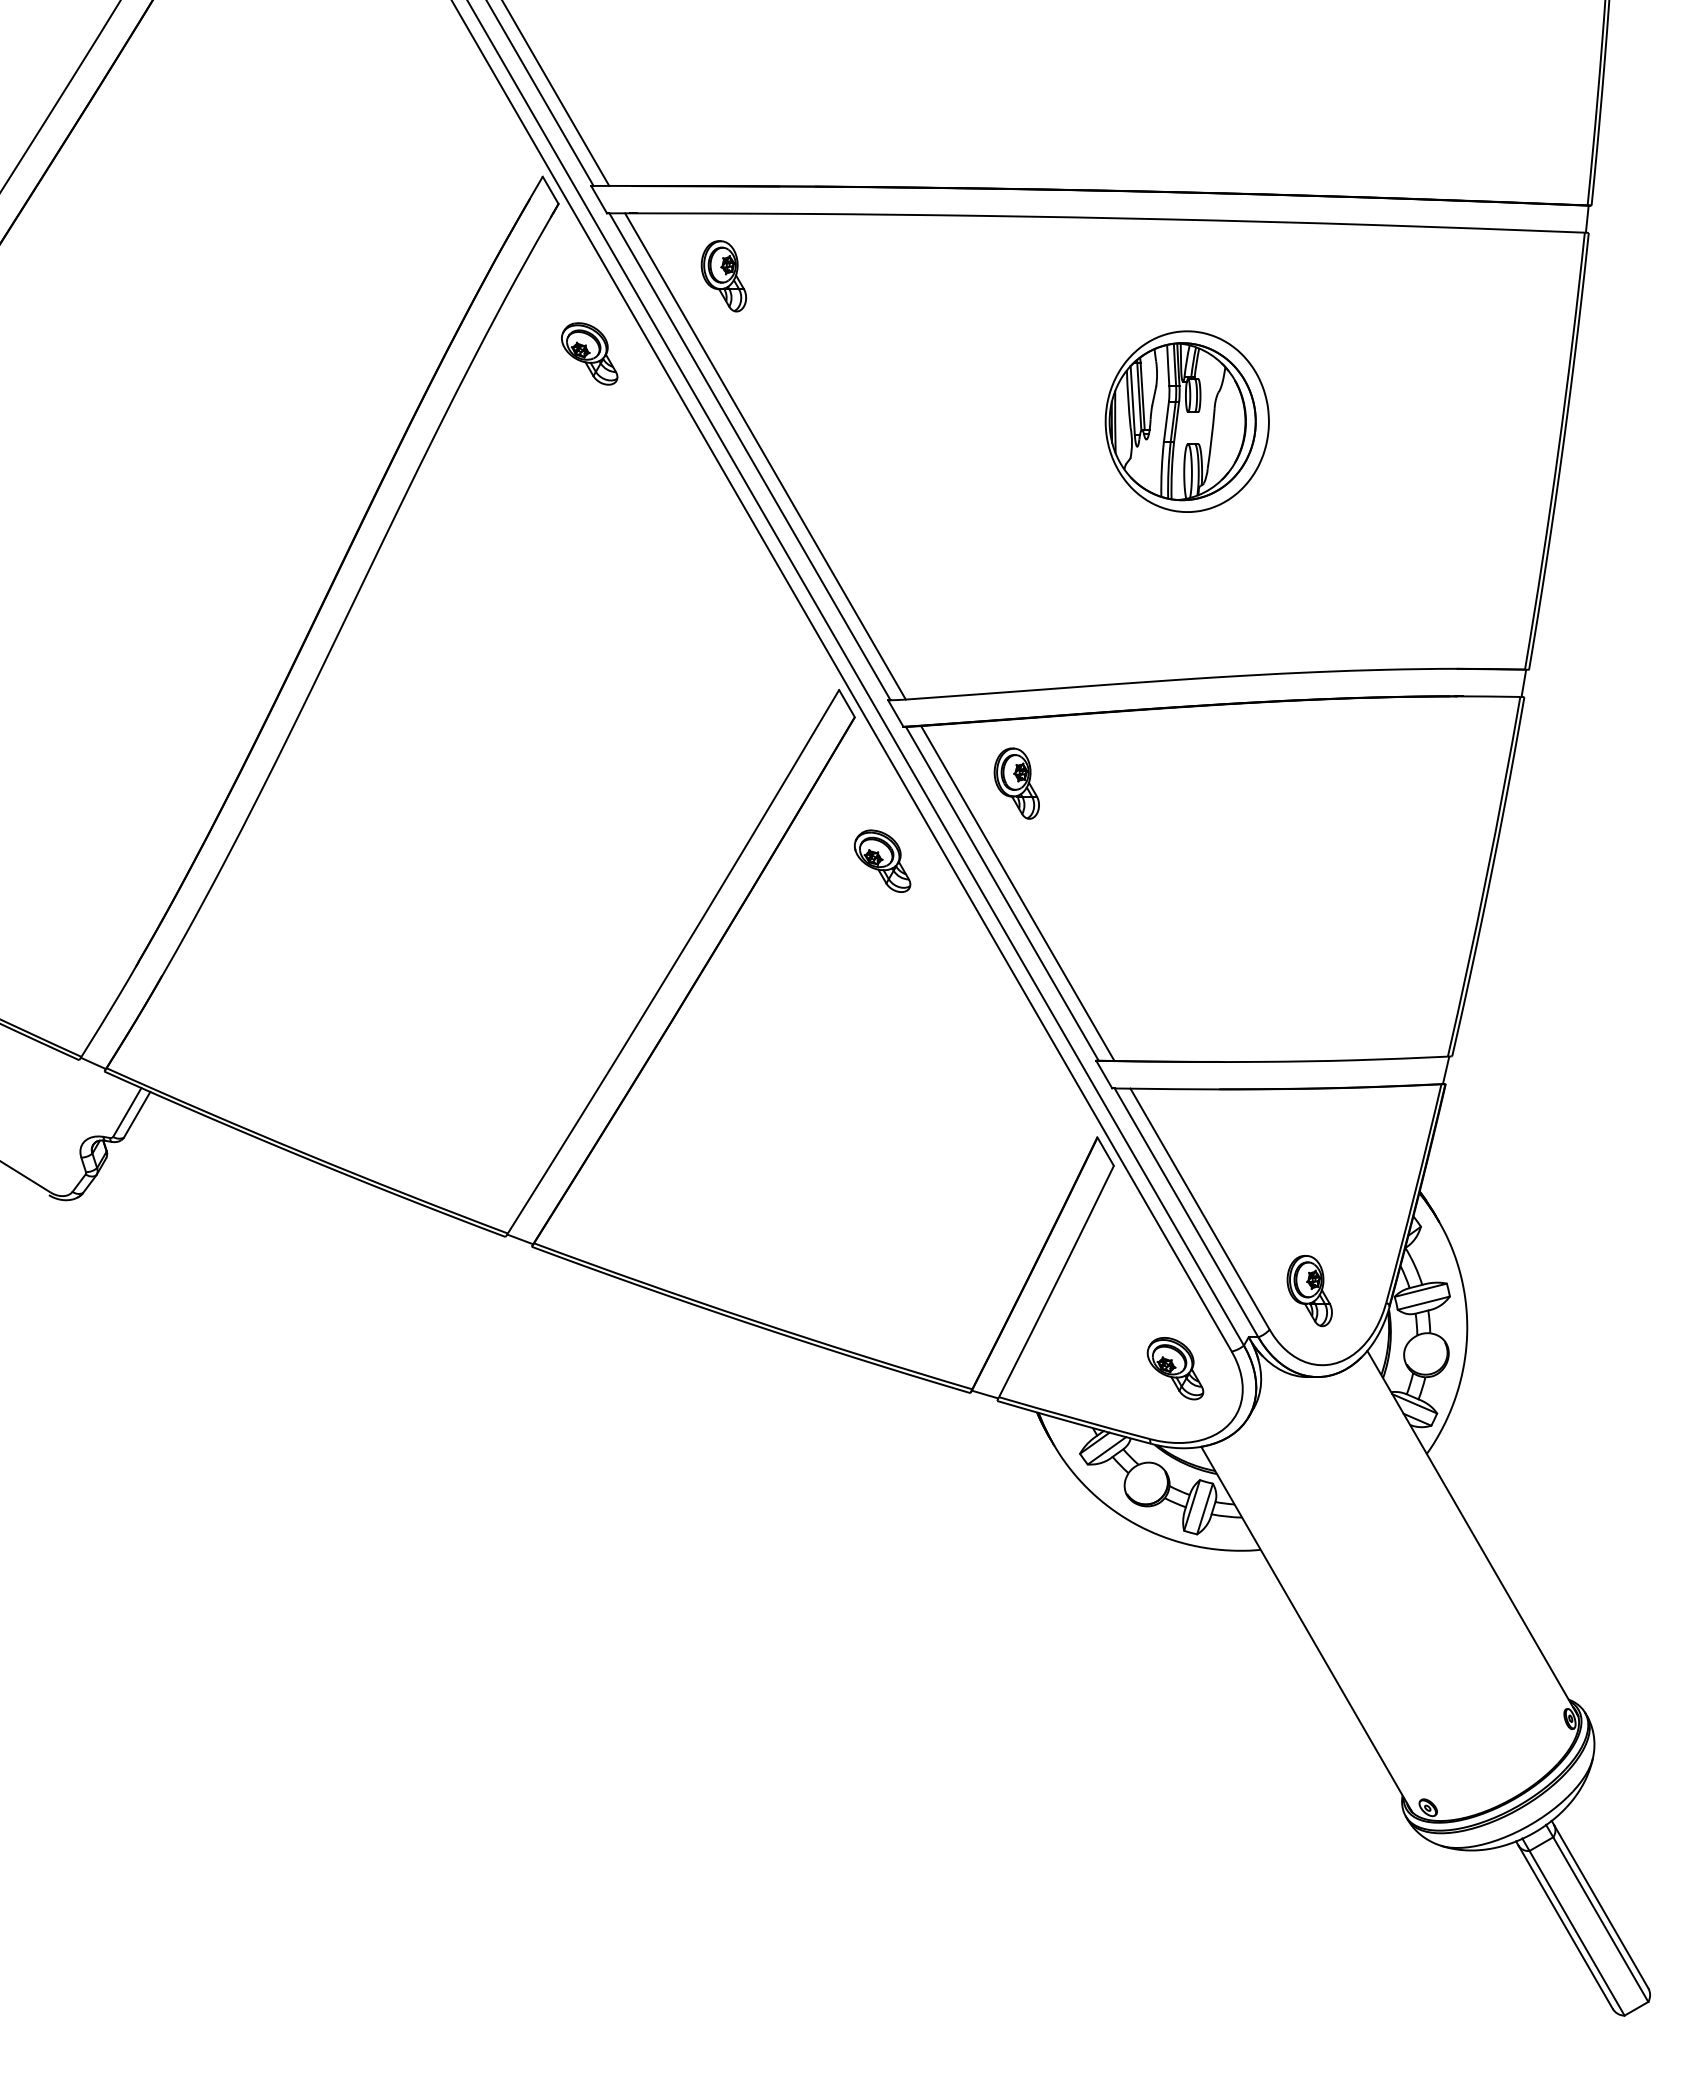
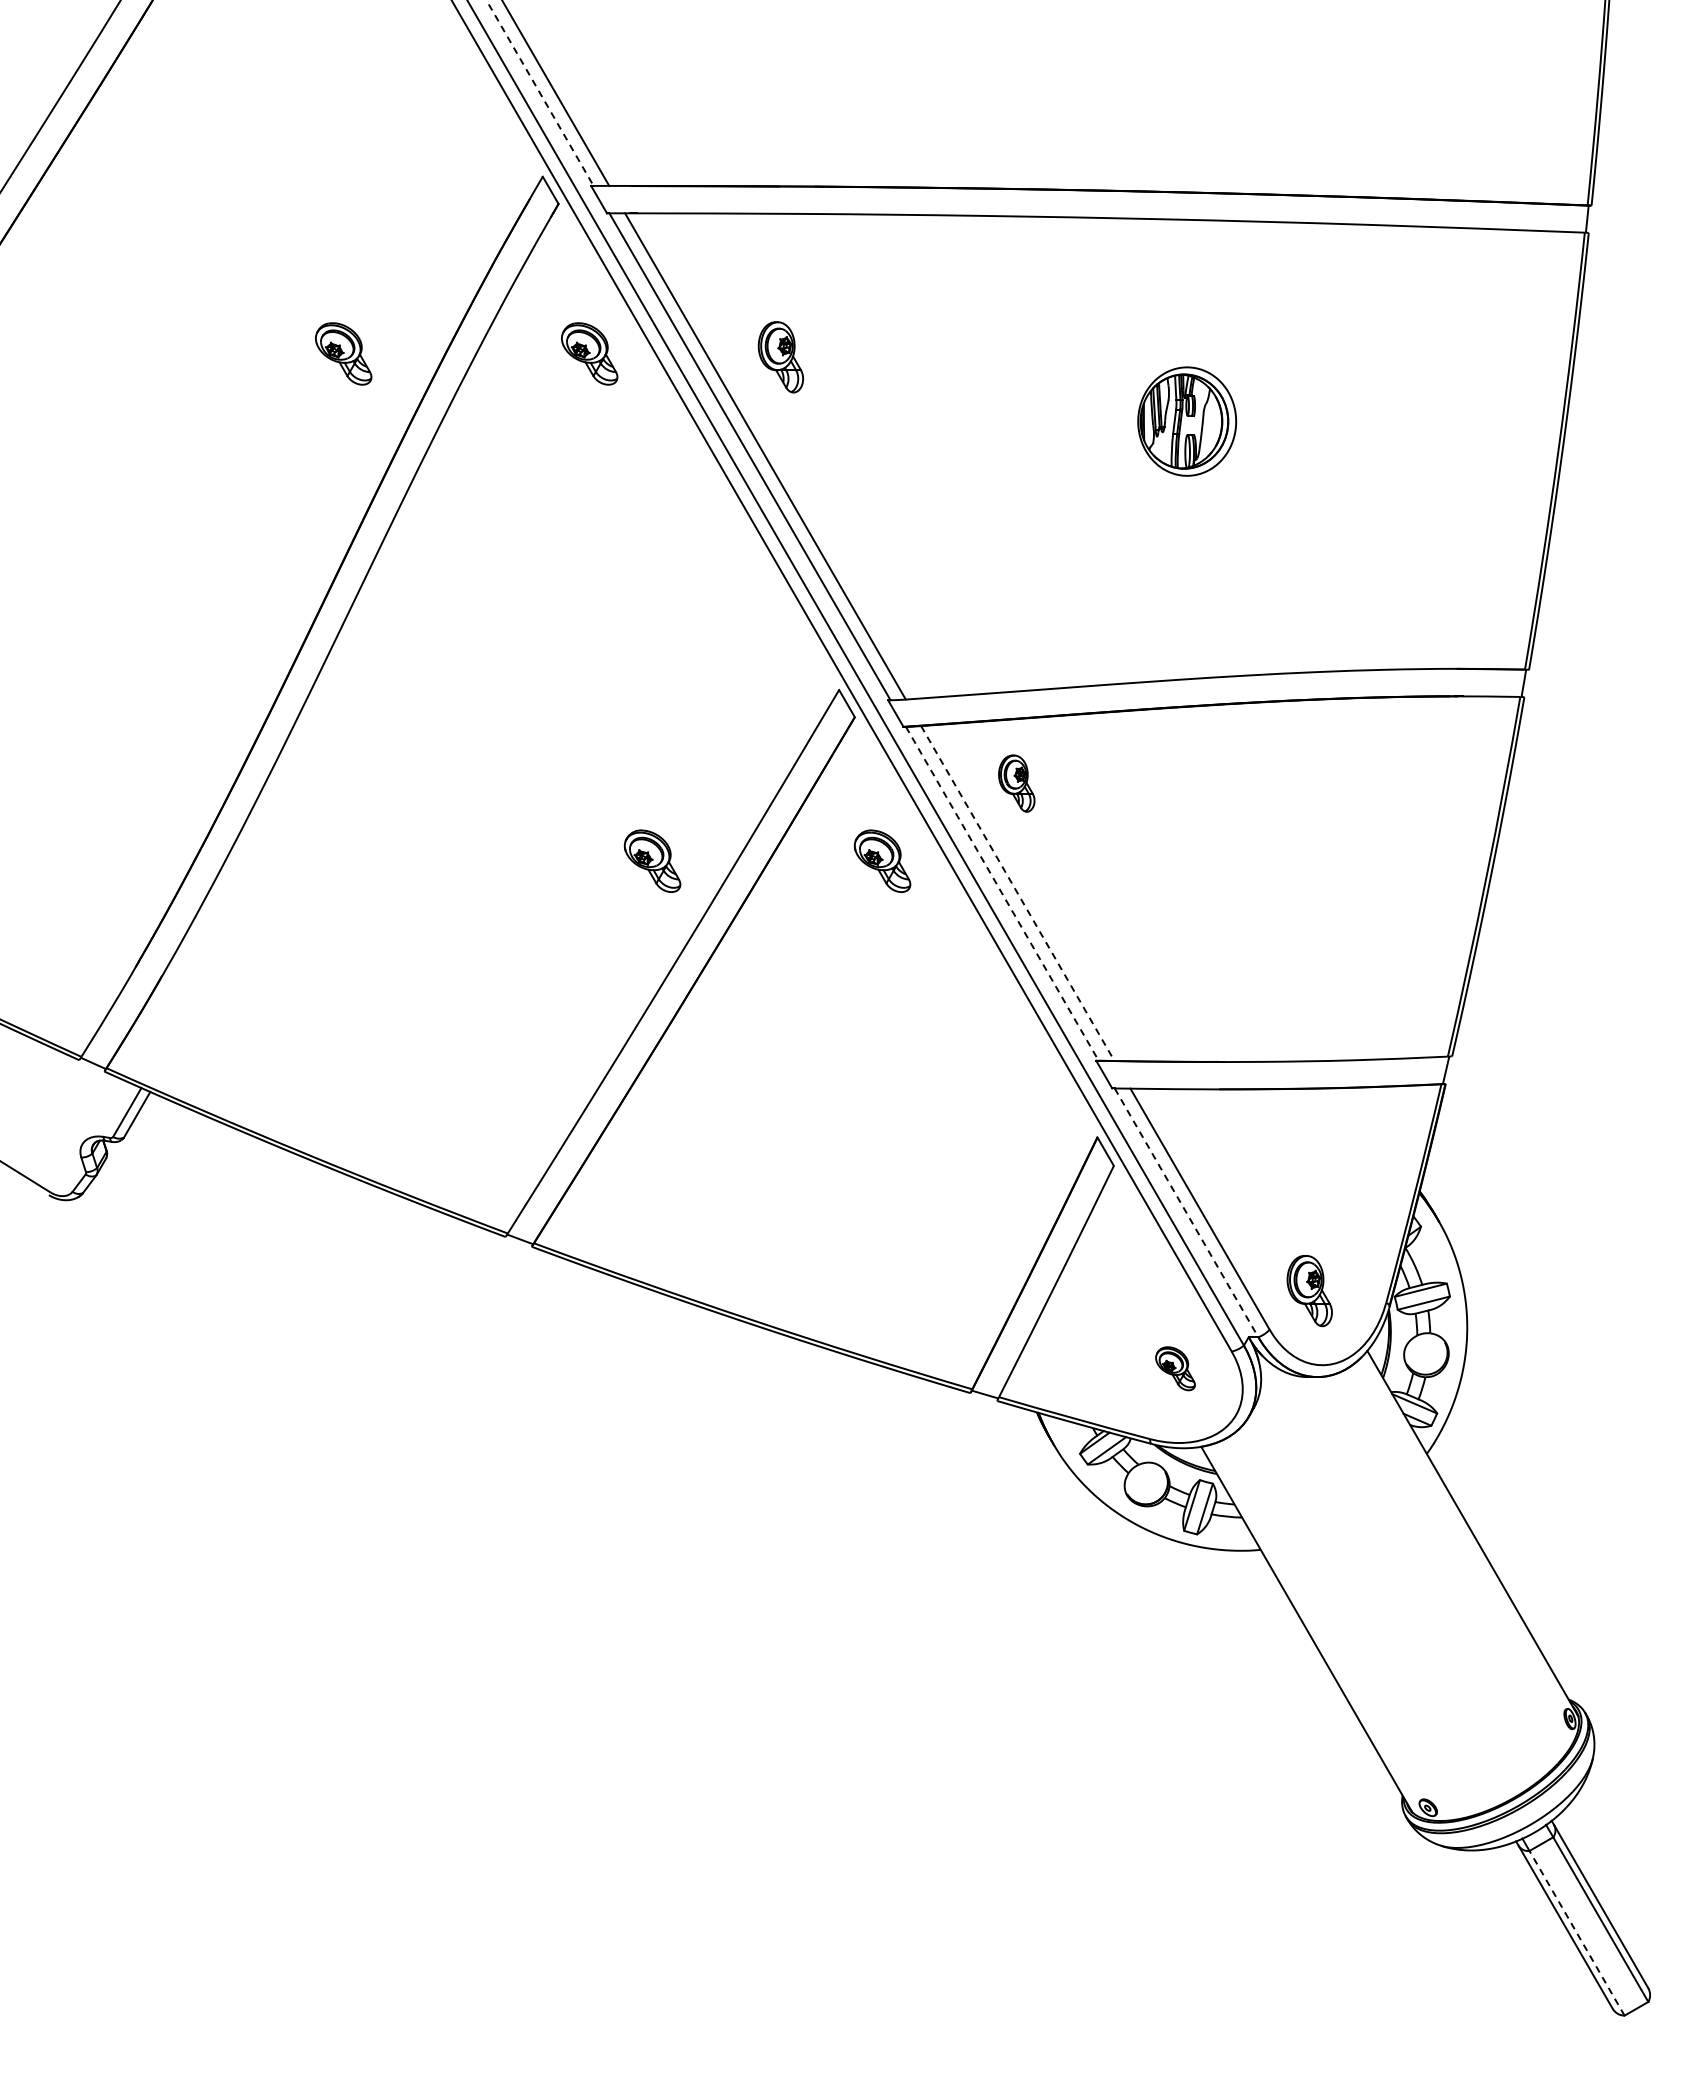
line: solid -> dashed (540, 93)
part position: (723, 276) -> (780, 357) (780, 357)
part: none -> present (343, 353)
part size: 166x183 px -> 101x111 px (1187, 421)
part size: 47x73 px -> 38x59 px (1016, 783)
part: none -> present (652, 860)
line: solid -> dashed (1002, 893)
line: solid -> dashed (1018, 893)
line: solid -> dashed (1186, 1212)
part size: 59x64 px -> 41x46 px (1175, 1368)
line: solid -> dashed (1576, 1932)
